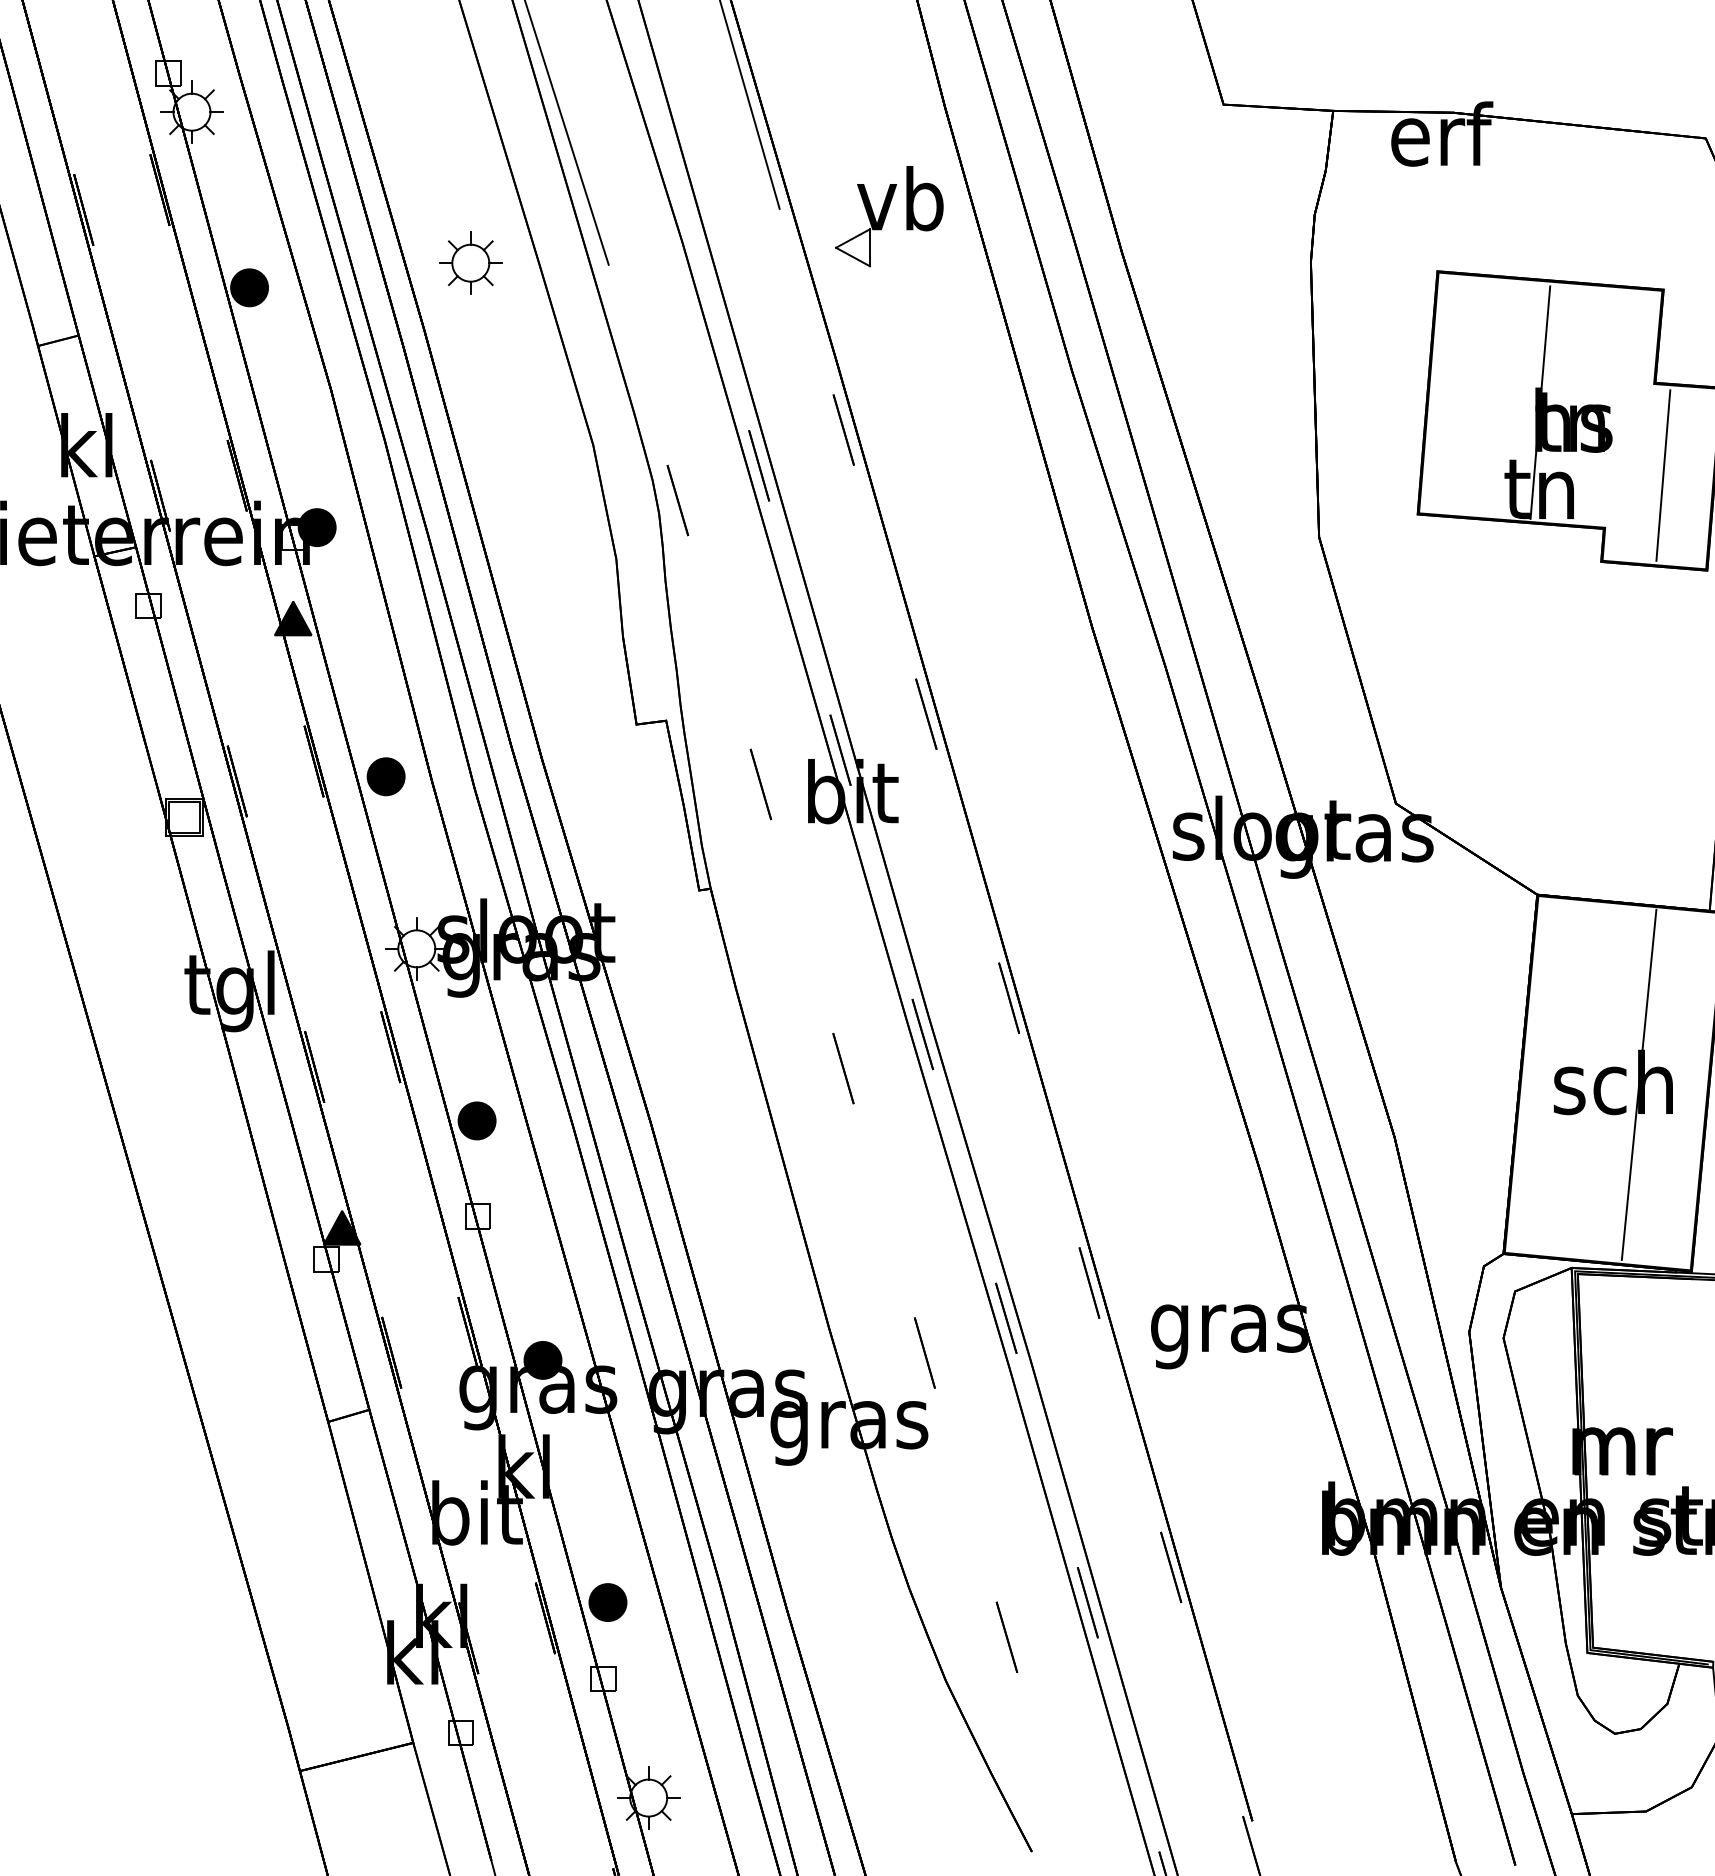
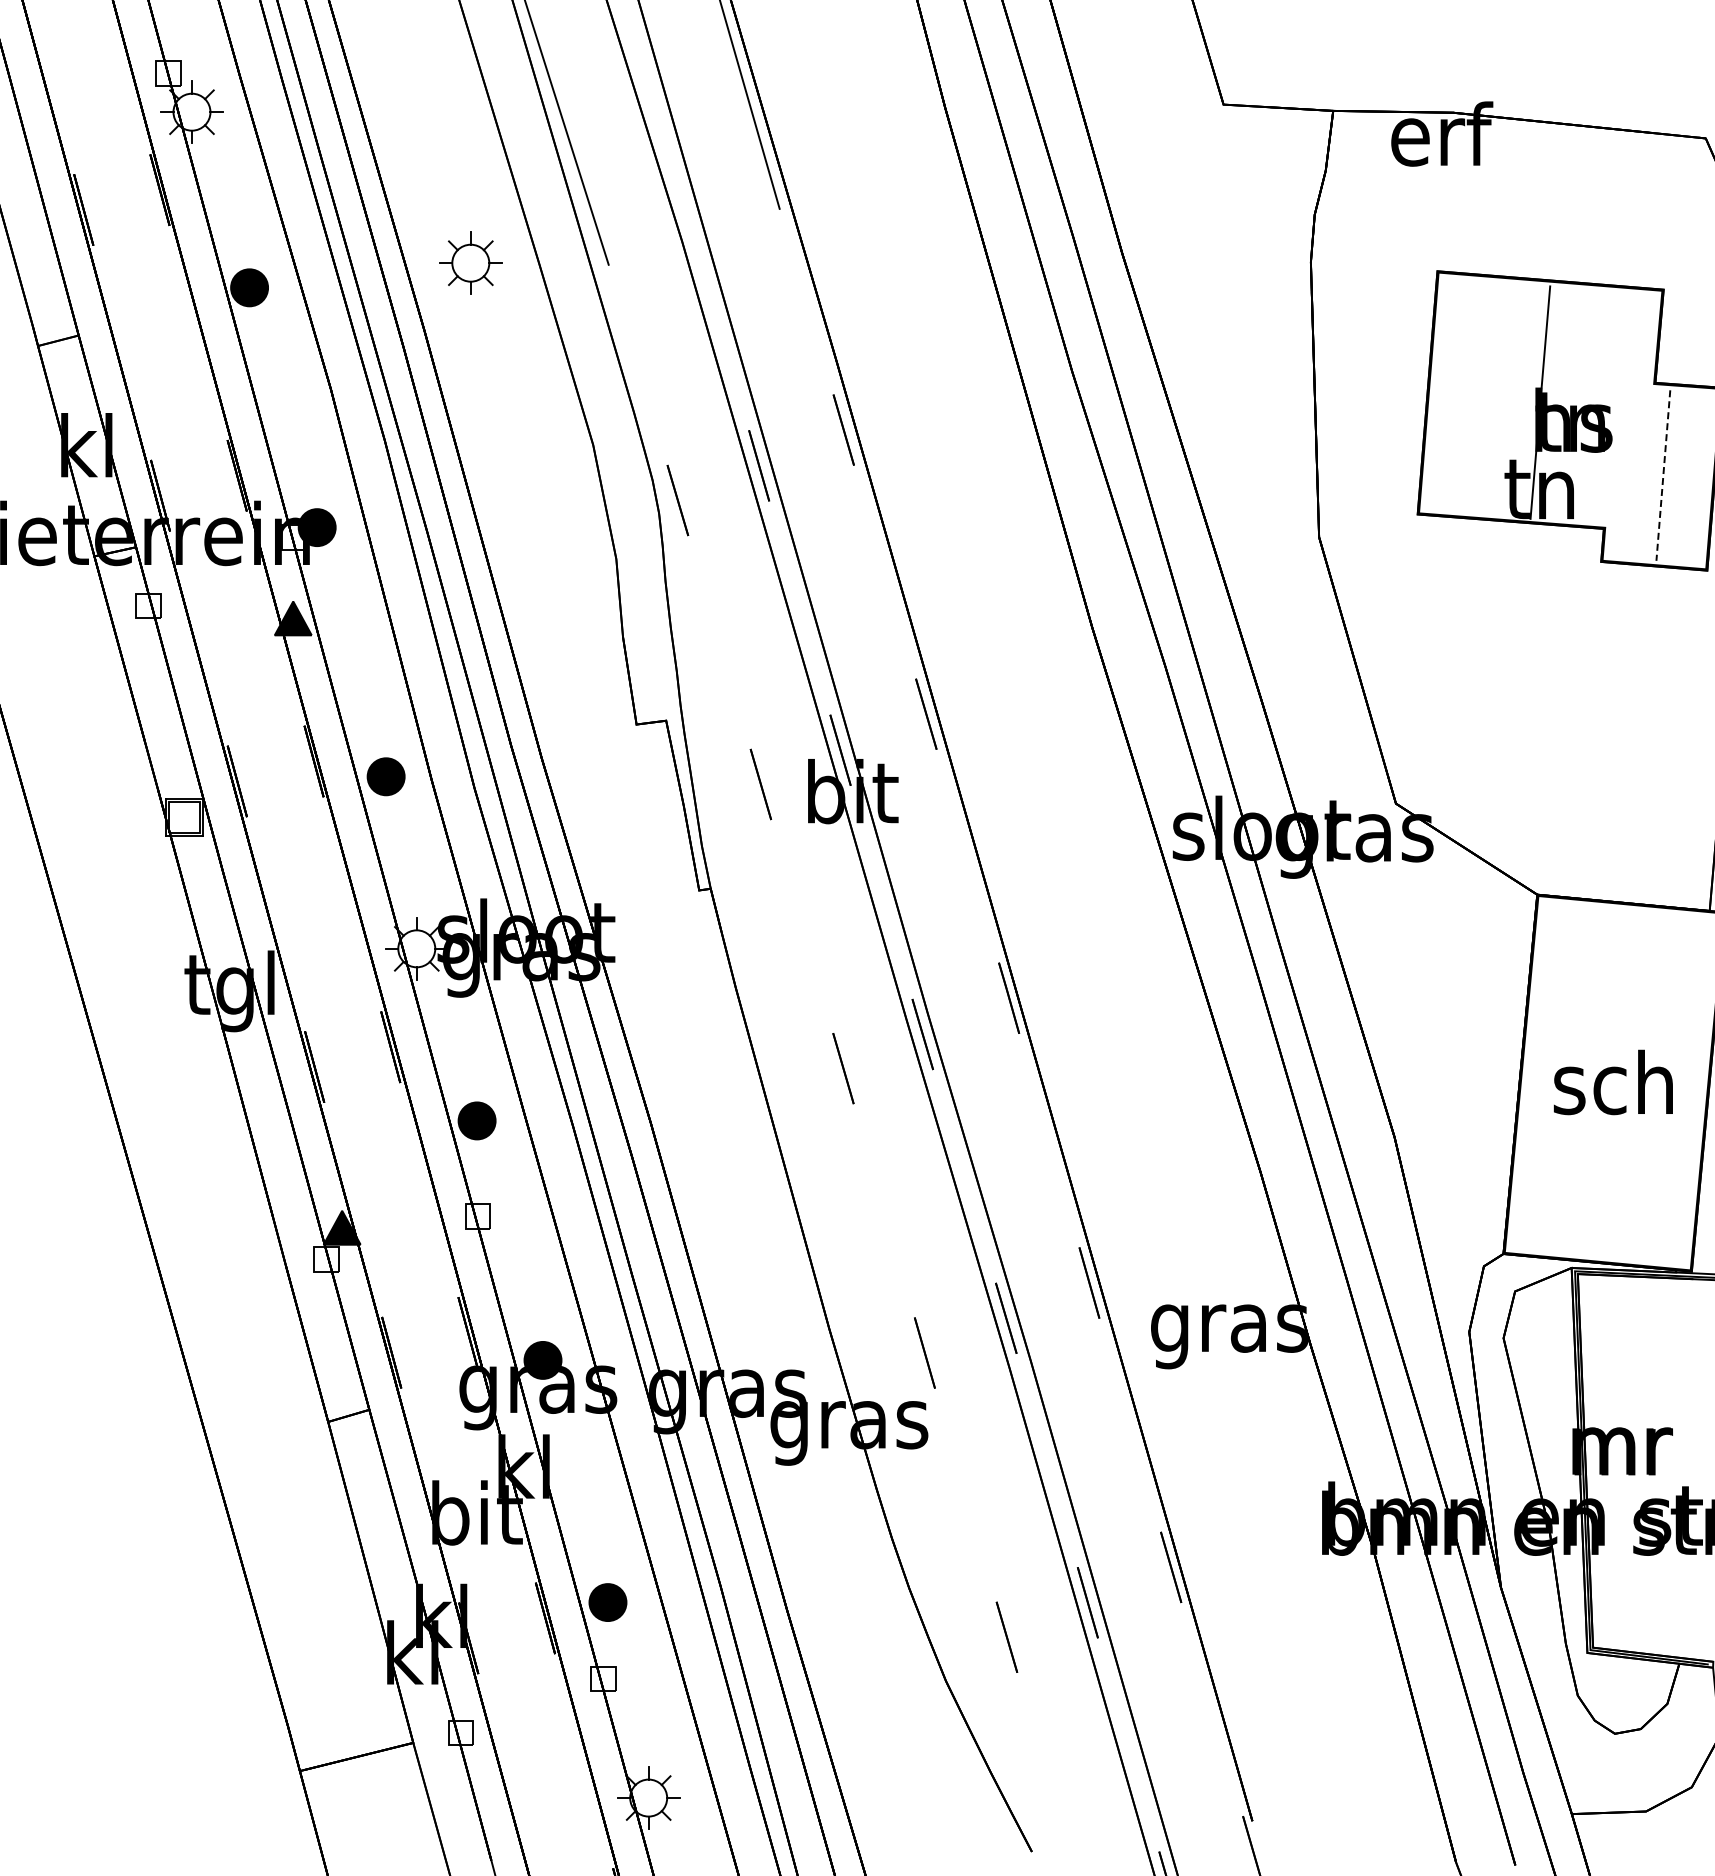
part: present -> none (889, 216)
line: solid -> dashed (1663, 475)
line: present -> none (1638, 1084)
